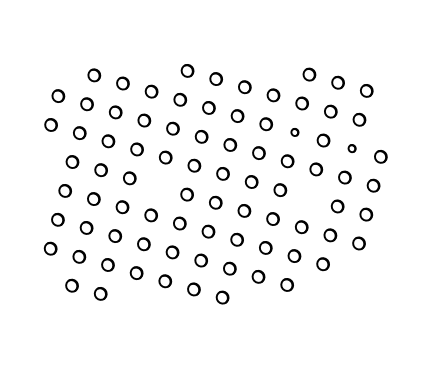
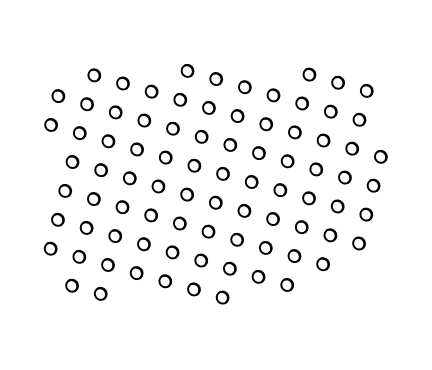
part size: 10x9 px -> 14x15 px (294, 132)
part size: 10x9 px -> 14x15 px (351, 148)
part: none -> present (158, 186)
part: none -> present (308, 198)
